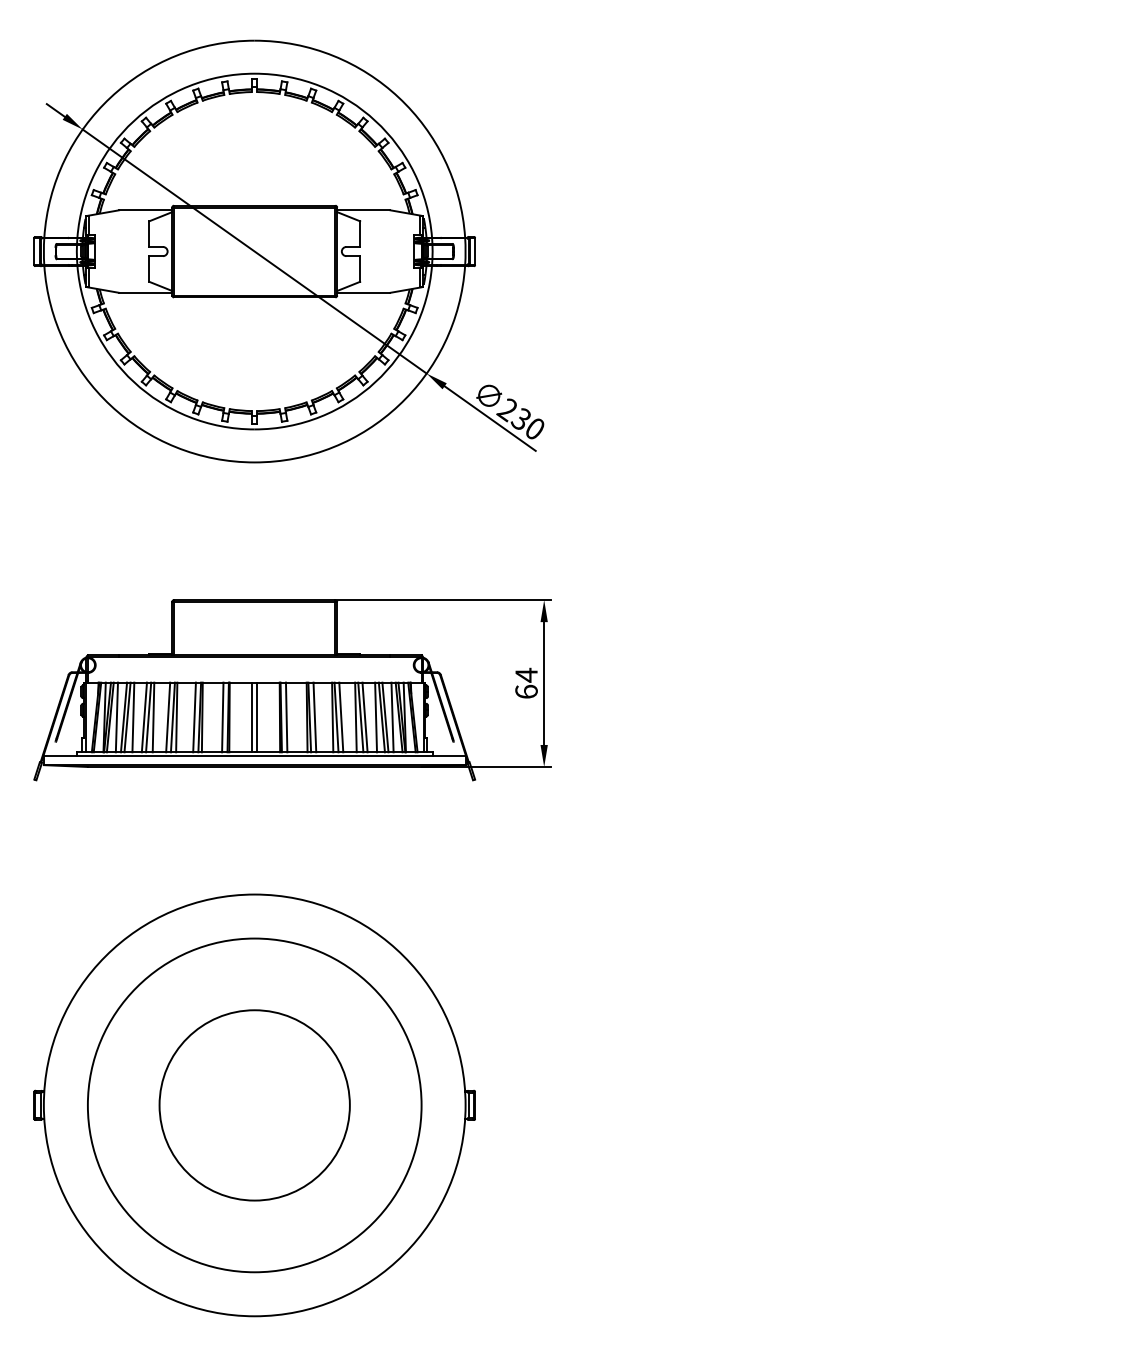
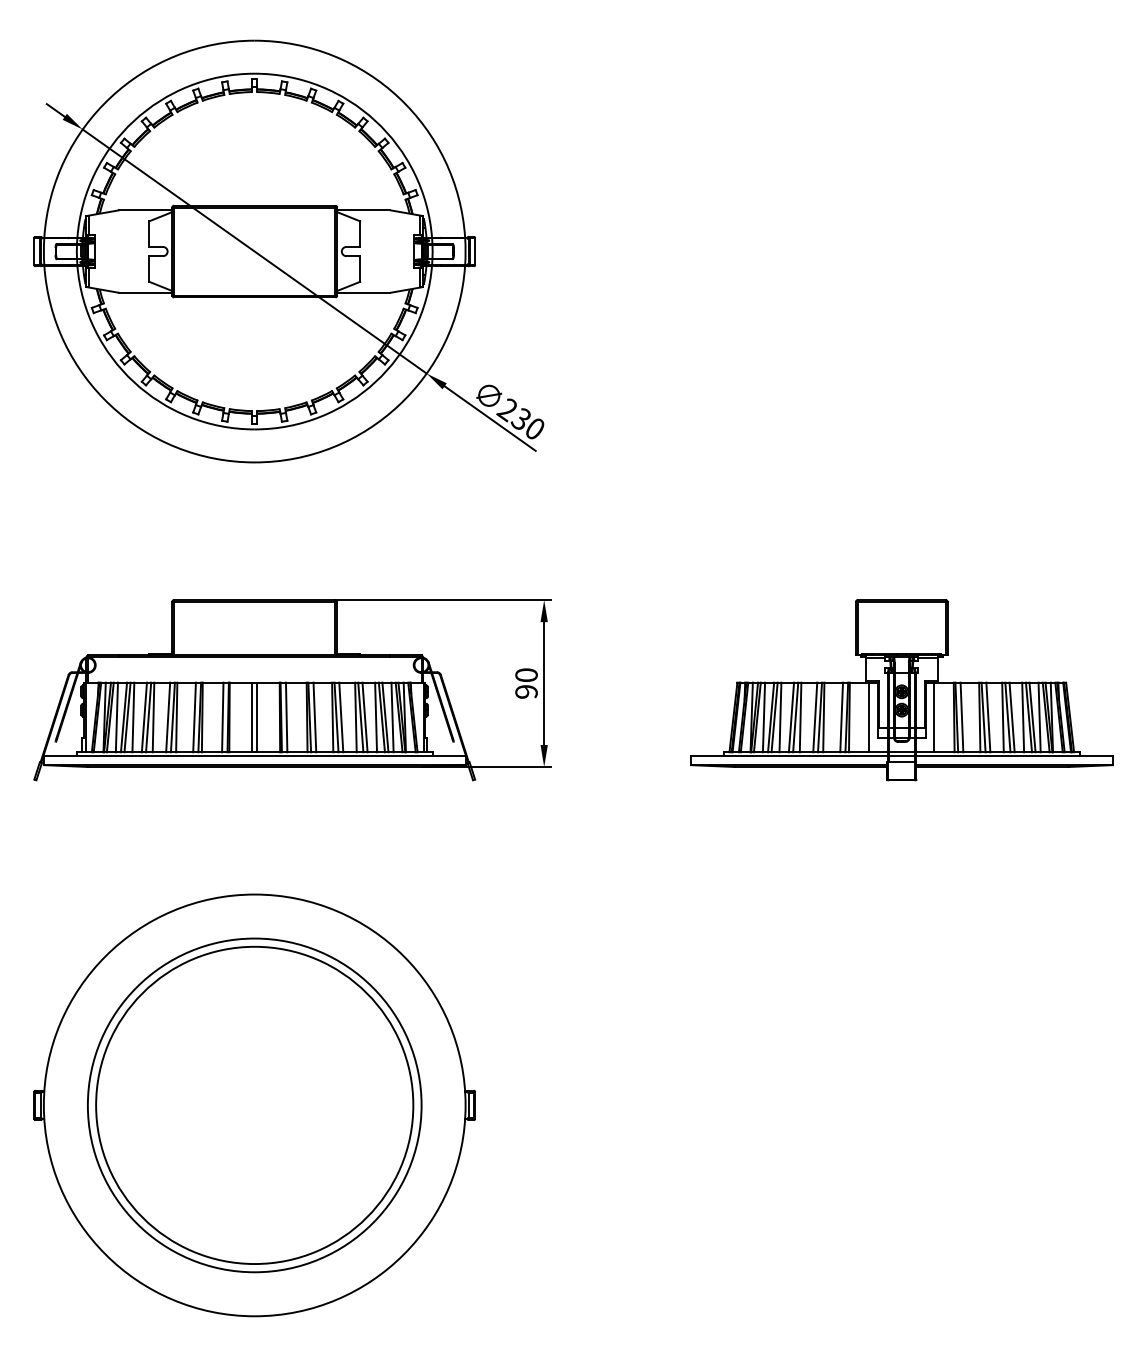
text: 64 -> 90 (526, 682)
part: none -> present (901, 690)
circle diameter: 190 px -> 317 px (254, 1105)
